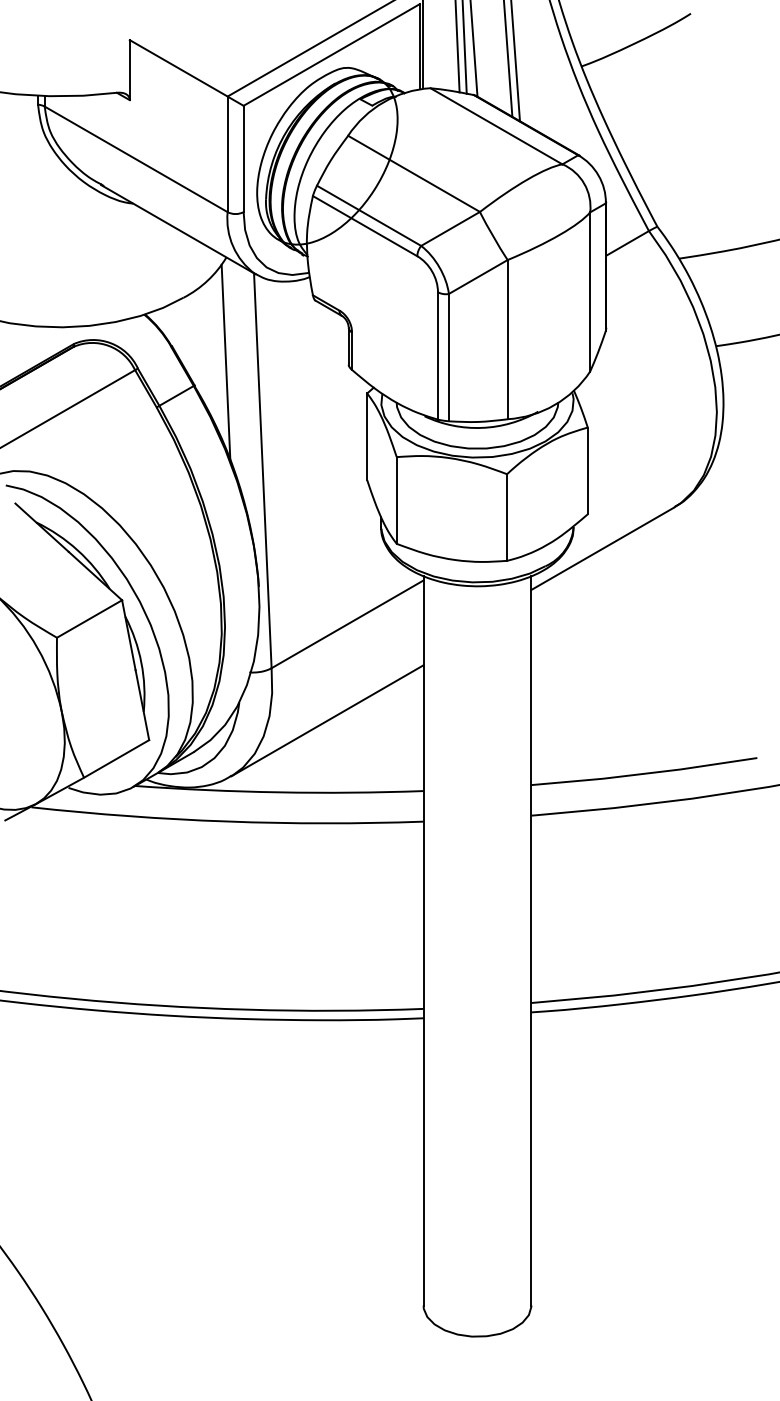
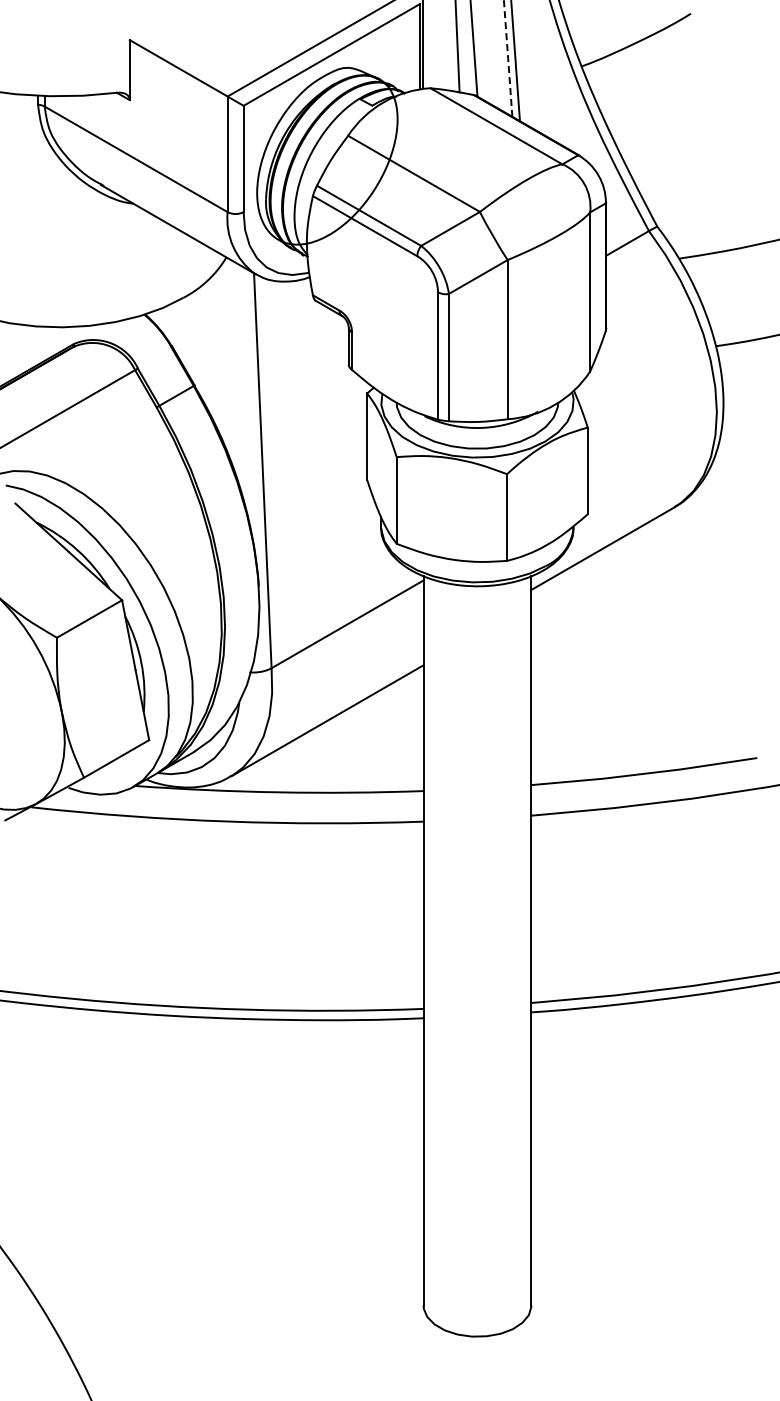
line: present -> none (464, 47)
line: solid -> dashed (508, 58)
line: present -> none (225, 362)
